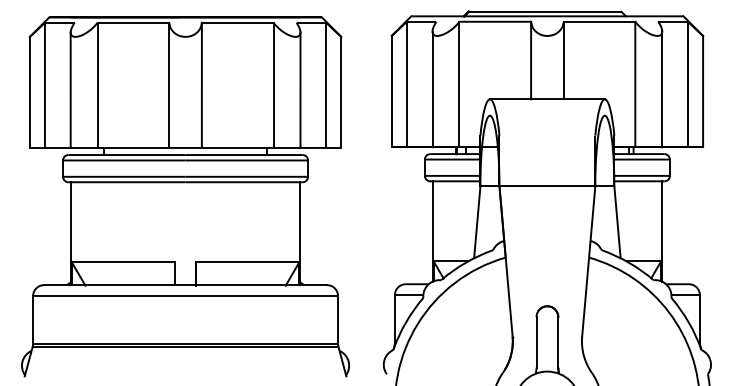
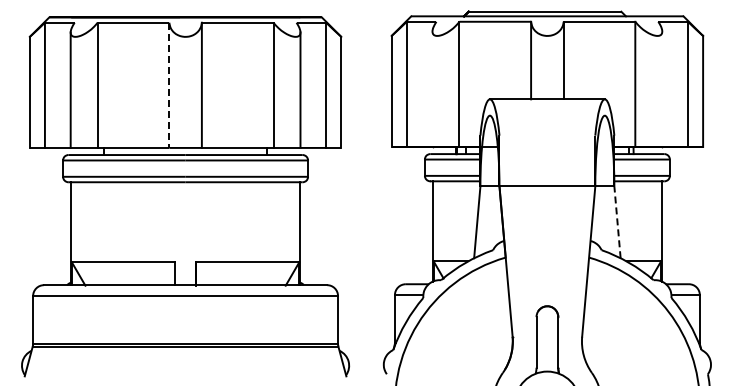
line: solid -> dashed (169, 85)
line: present -> none (432, 89)
line: present -> none (662, 89)
line: solid -> dashed (617, 221)
